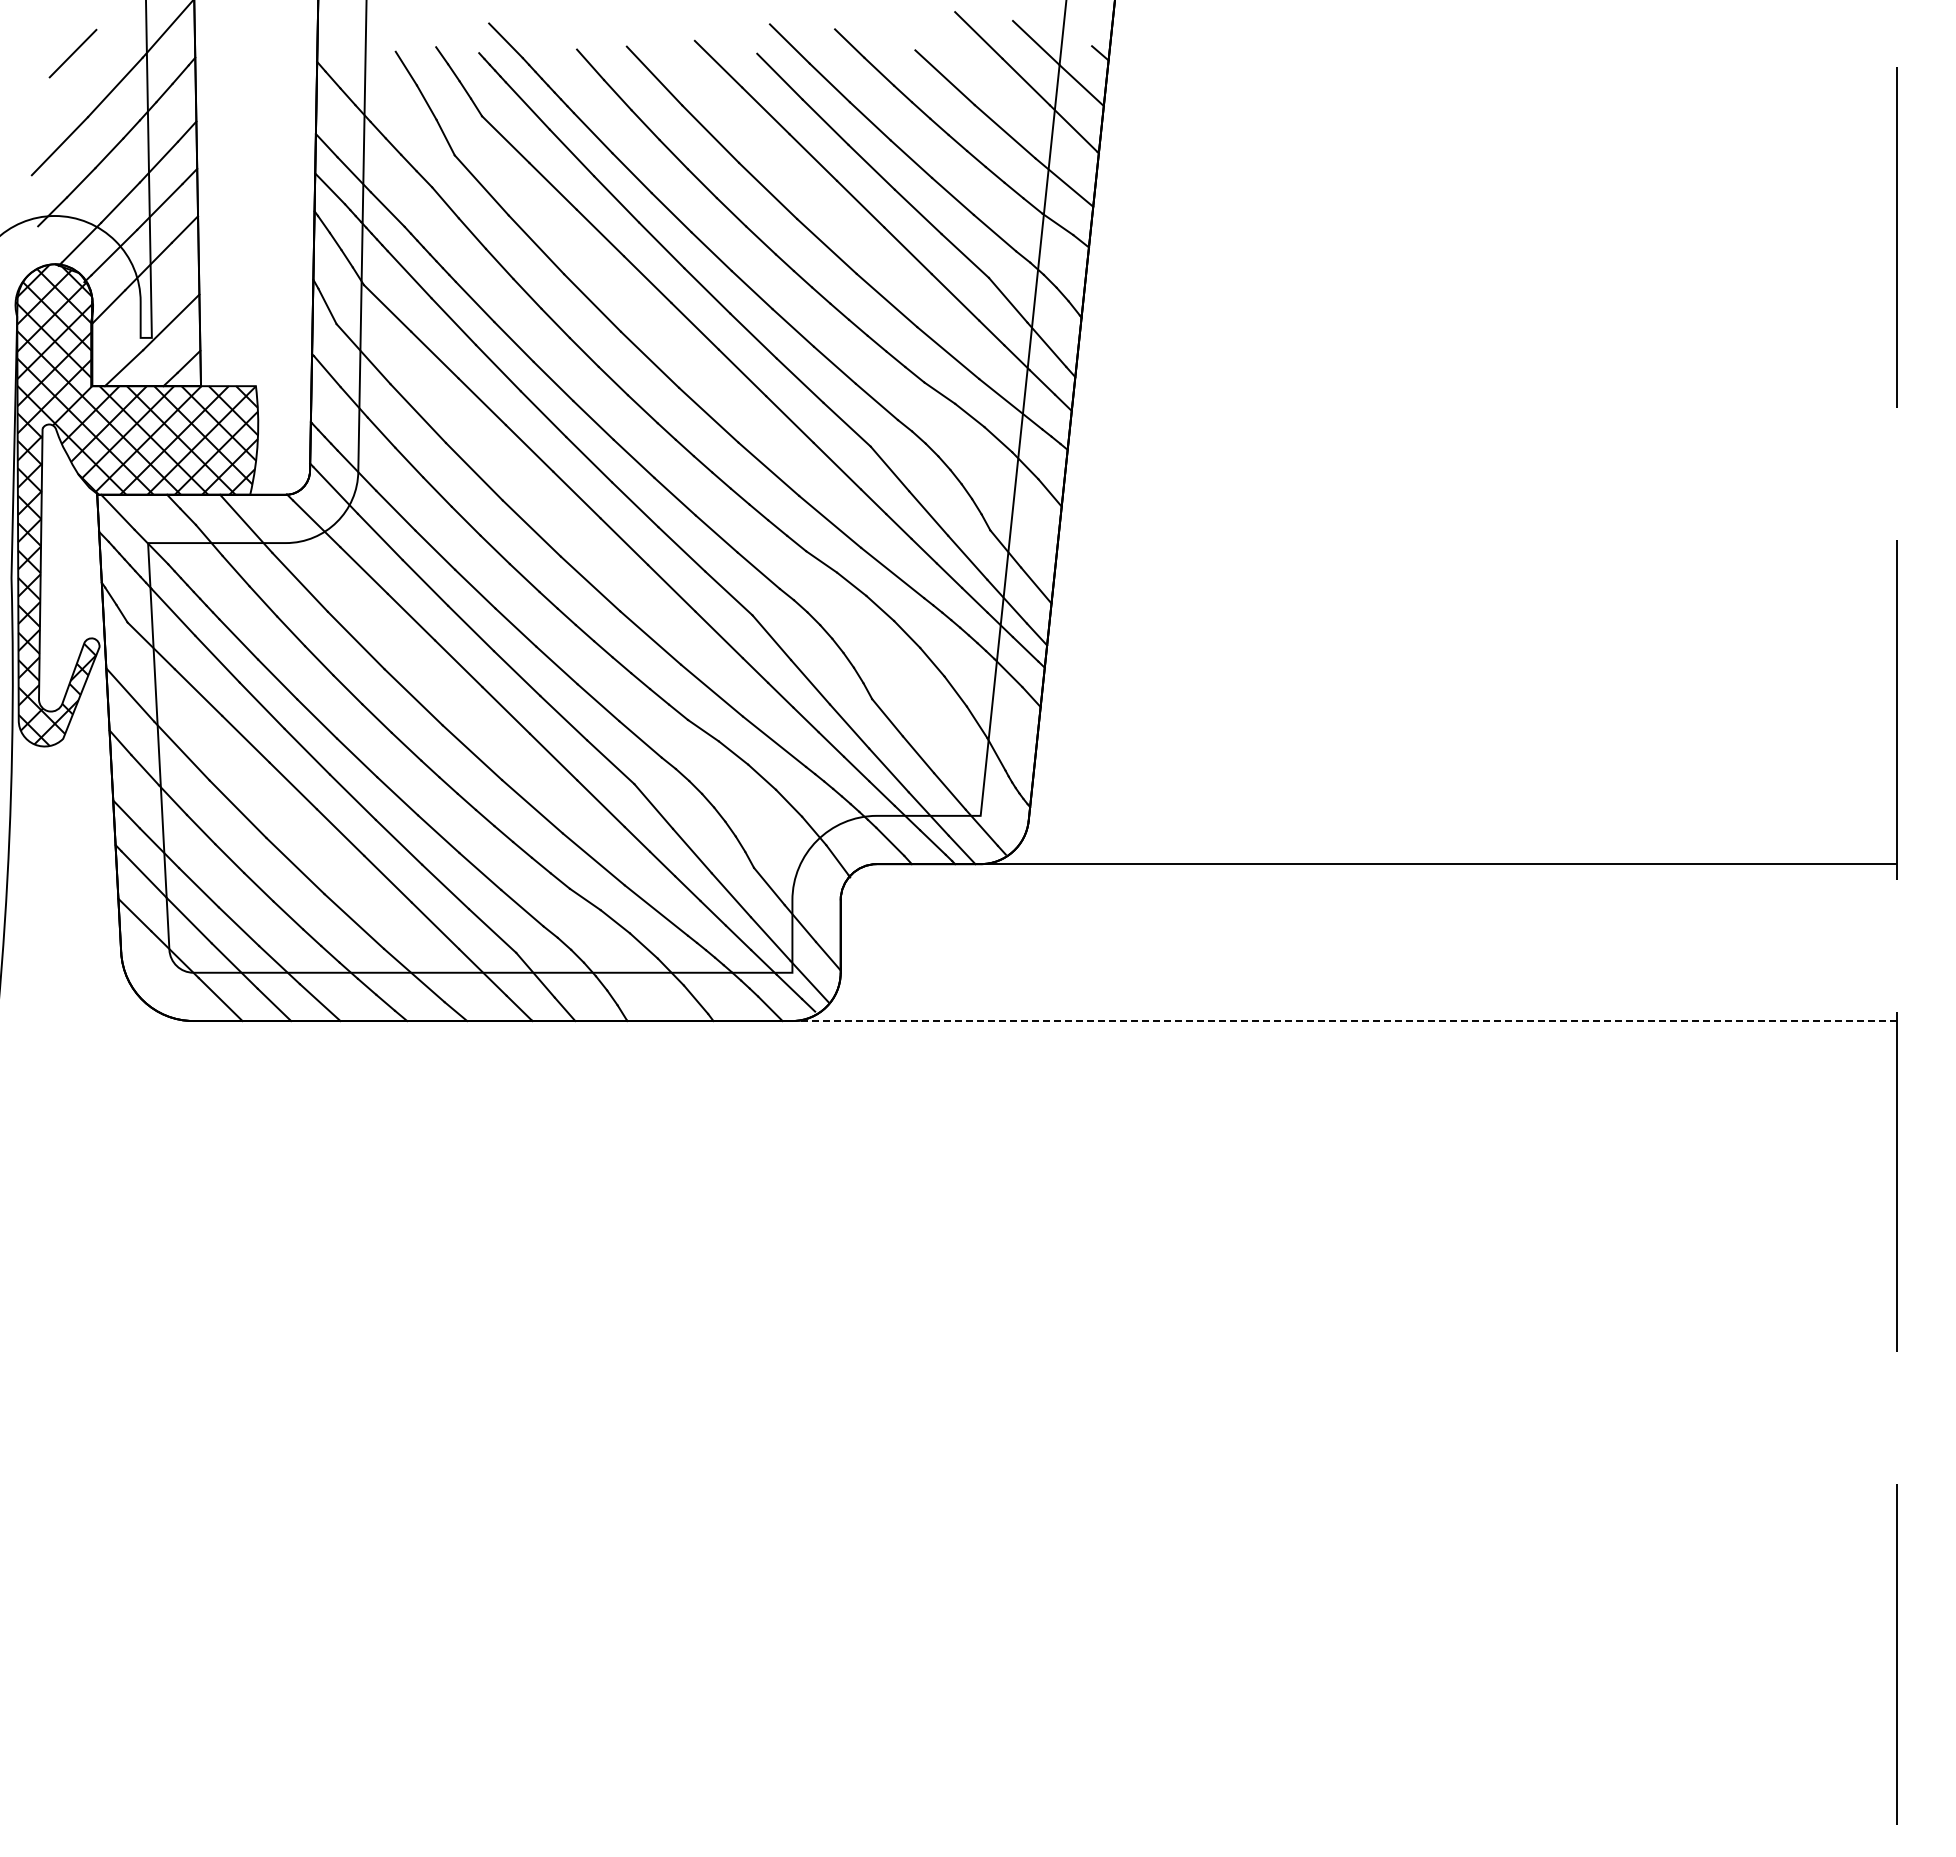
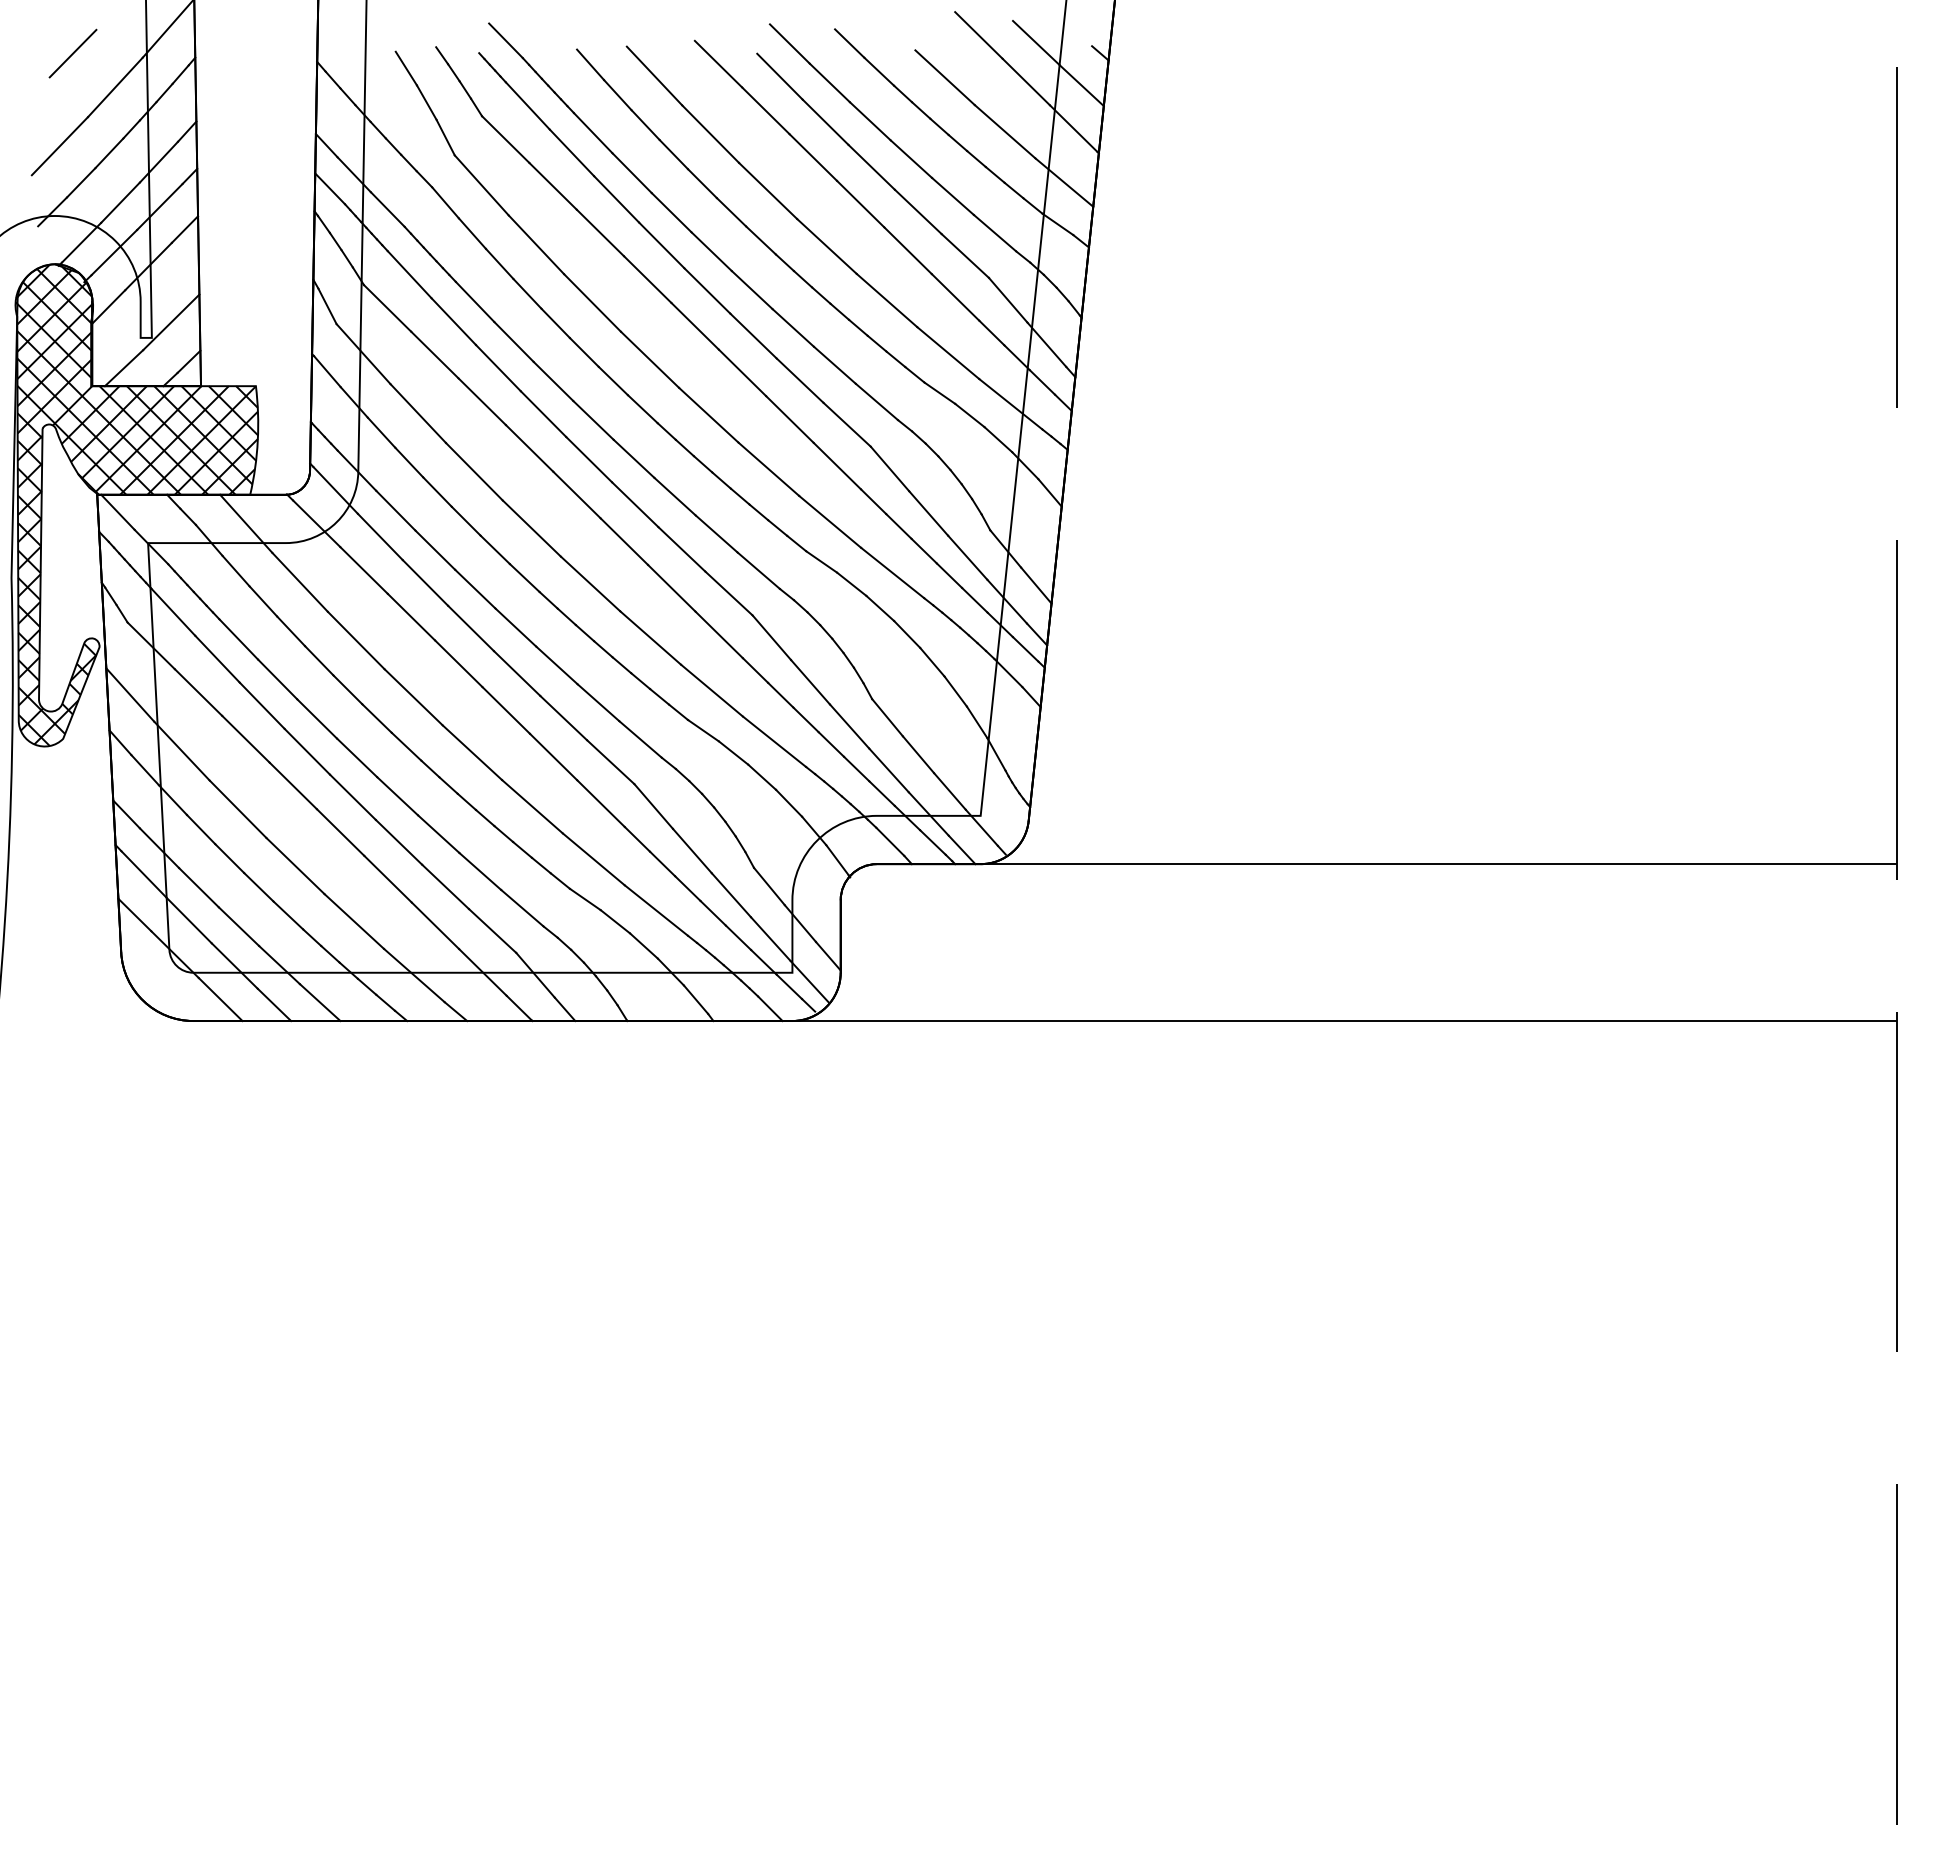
line: dashed -> solid (1344, 1021)
